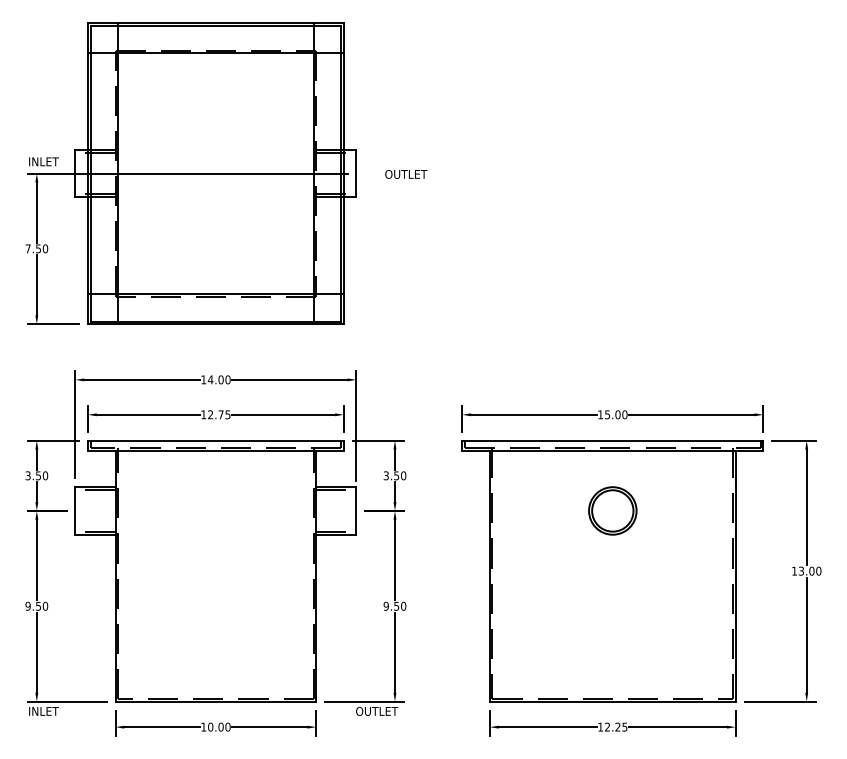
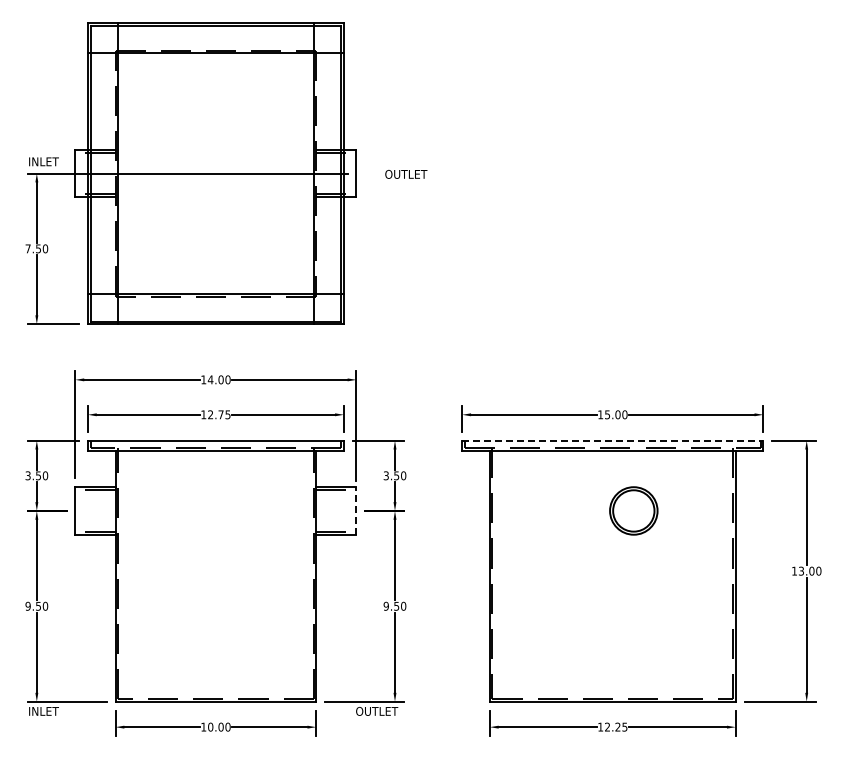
line: solid -> dashed (612, 440)
line: solid -> dashed (356, 510)
part position: (612, 510) -> (633, 510) (633, 510)
